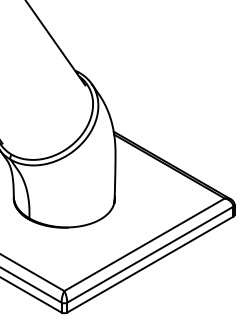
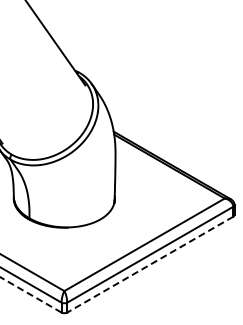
line: solid -> dashed (150, 264)
line: solid -> dashed (30, 294)
